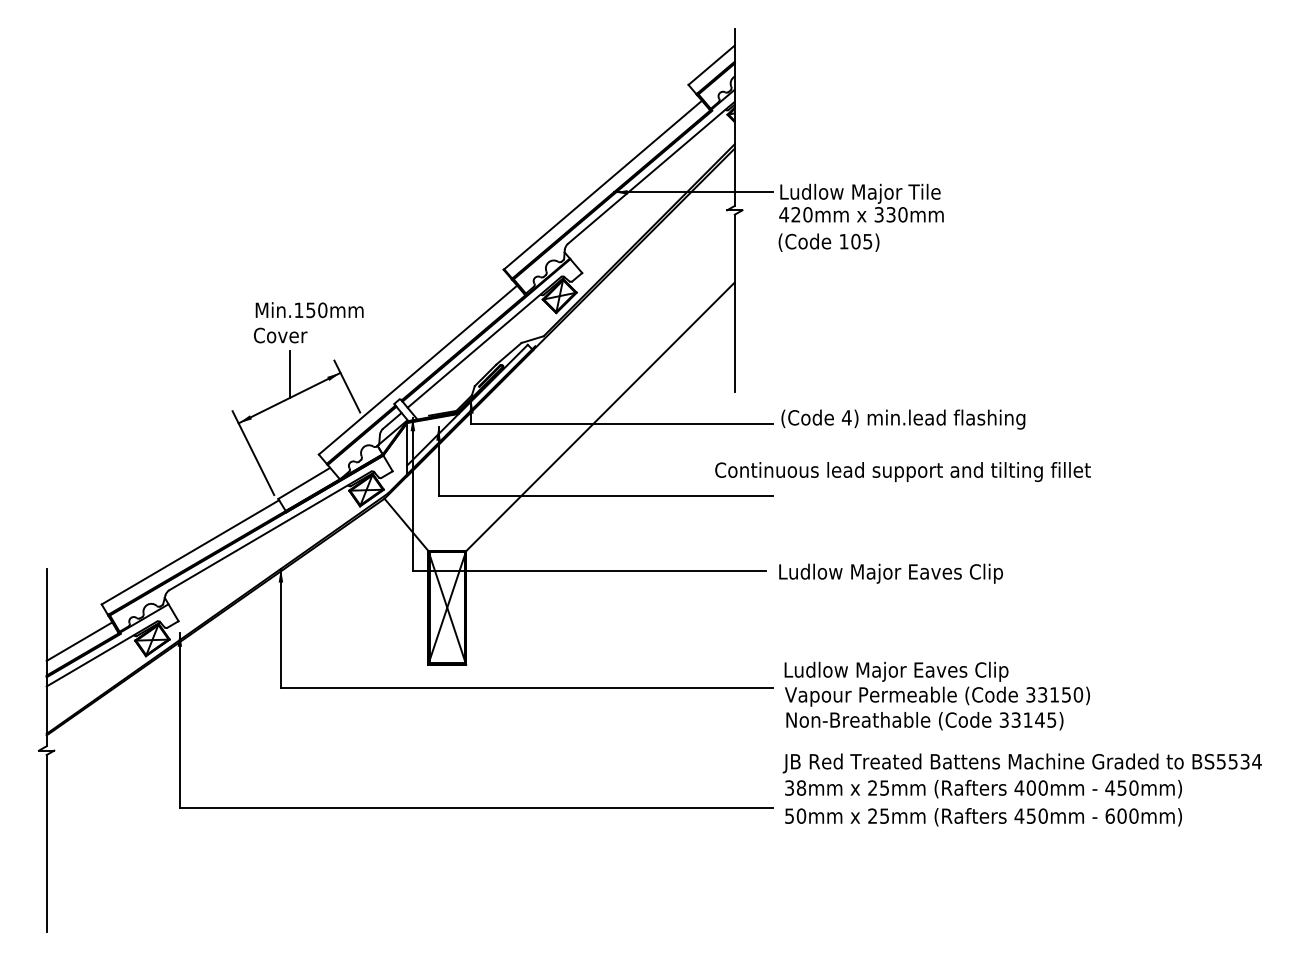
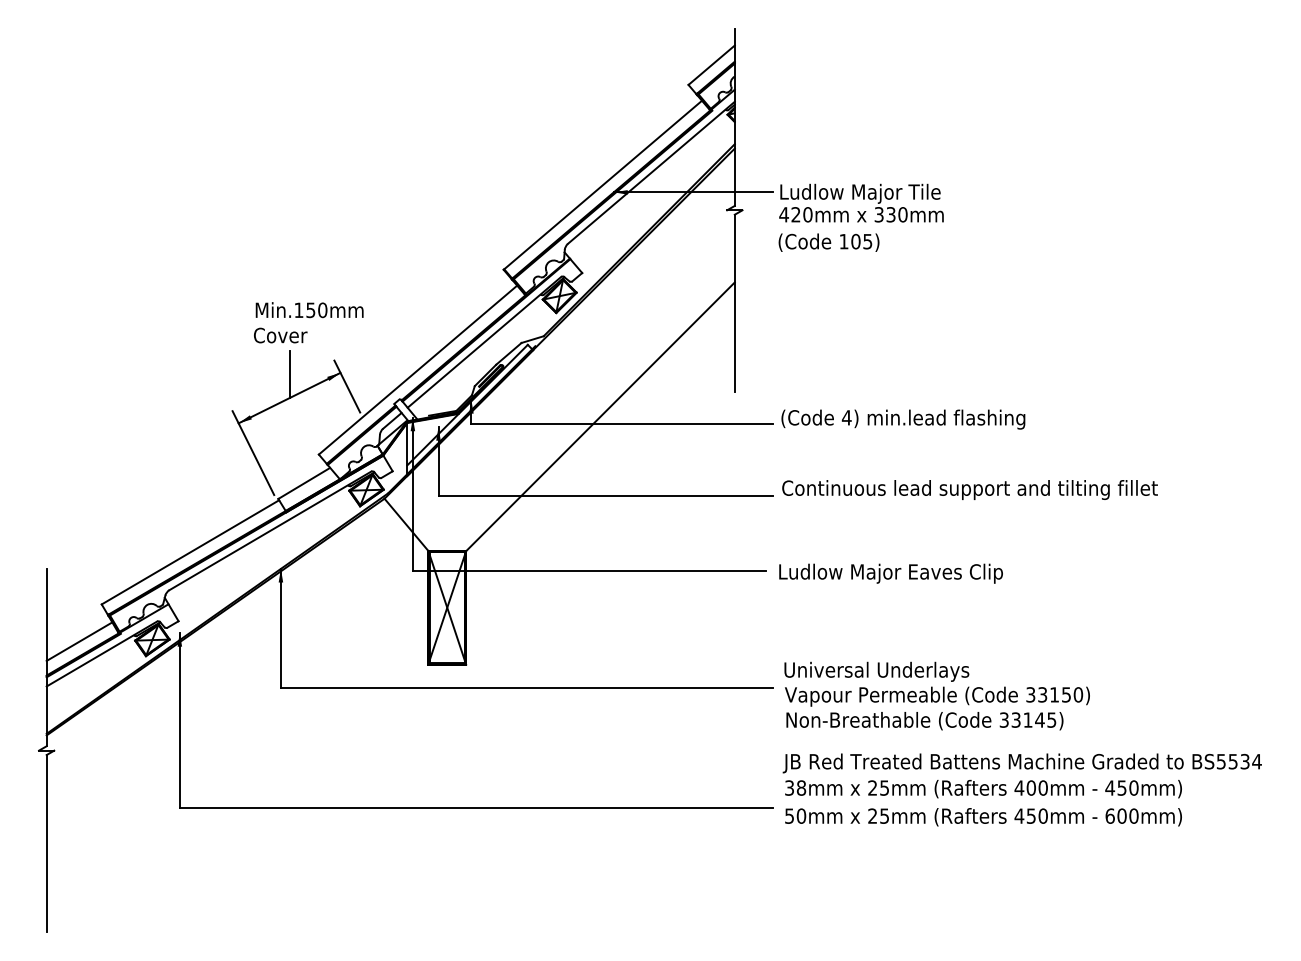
text position: (902, 471) -> (969, 489) (969, 489)
text: Ludlow Major Eaves Clip -> Universal Underlays (896, 671)
